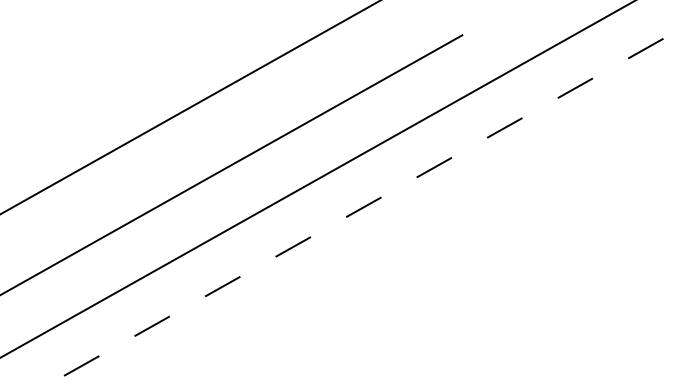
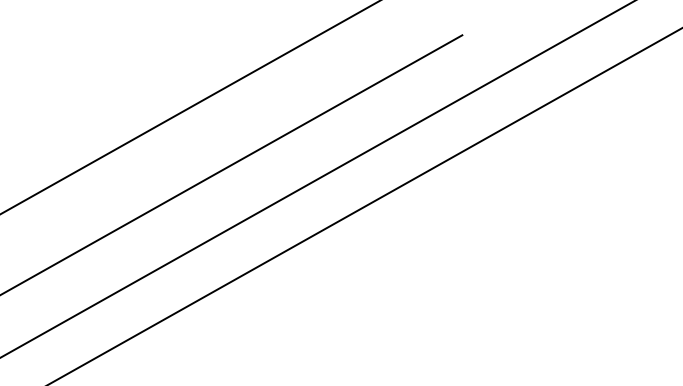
line: dashed -> solid (365, 206)
